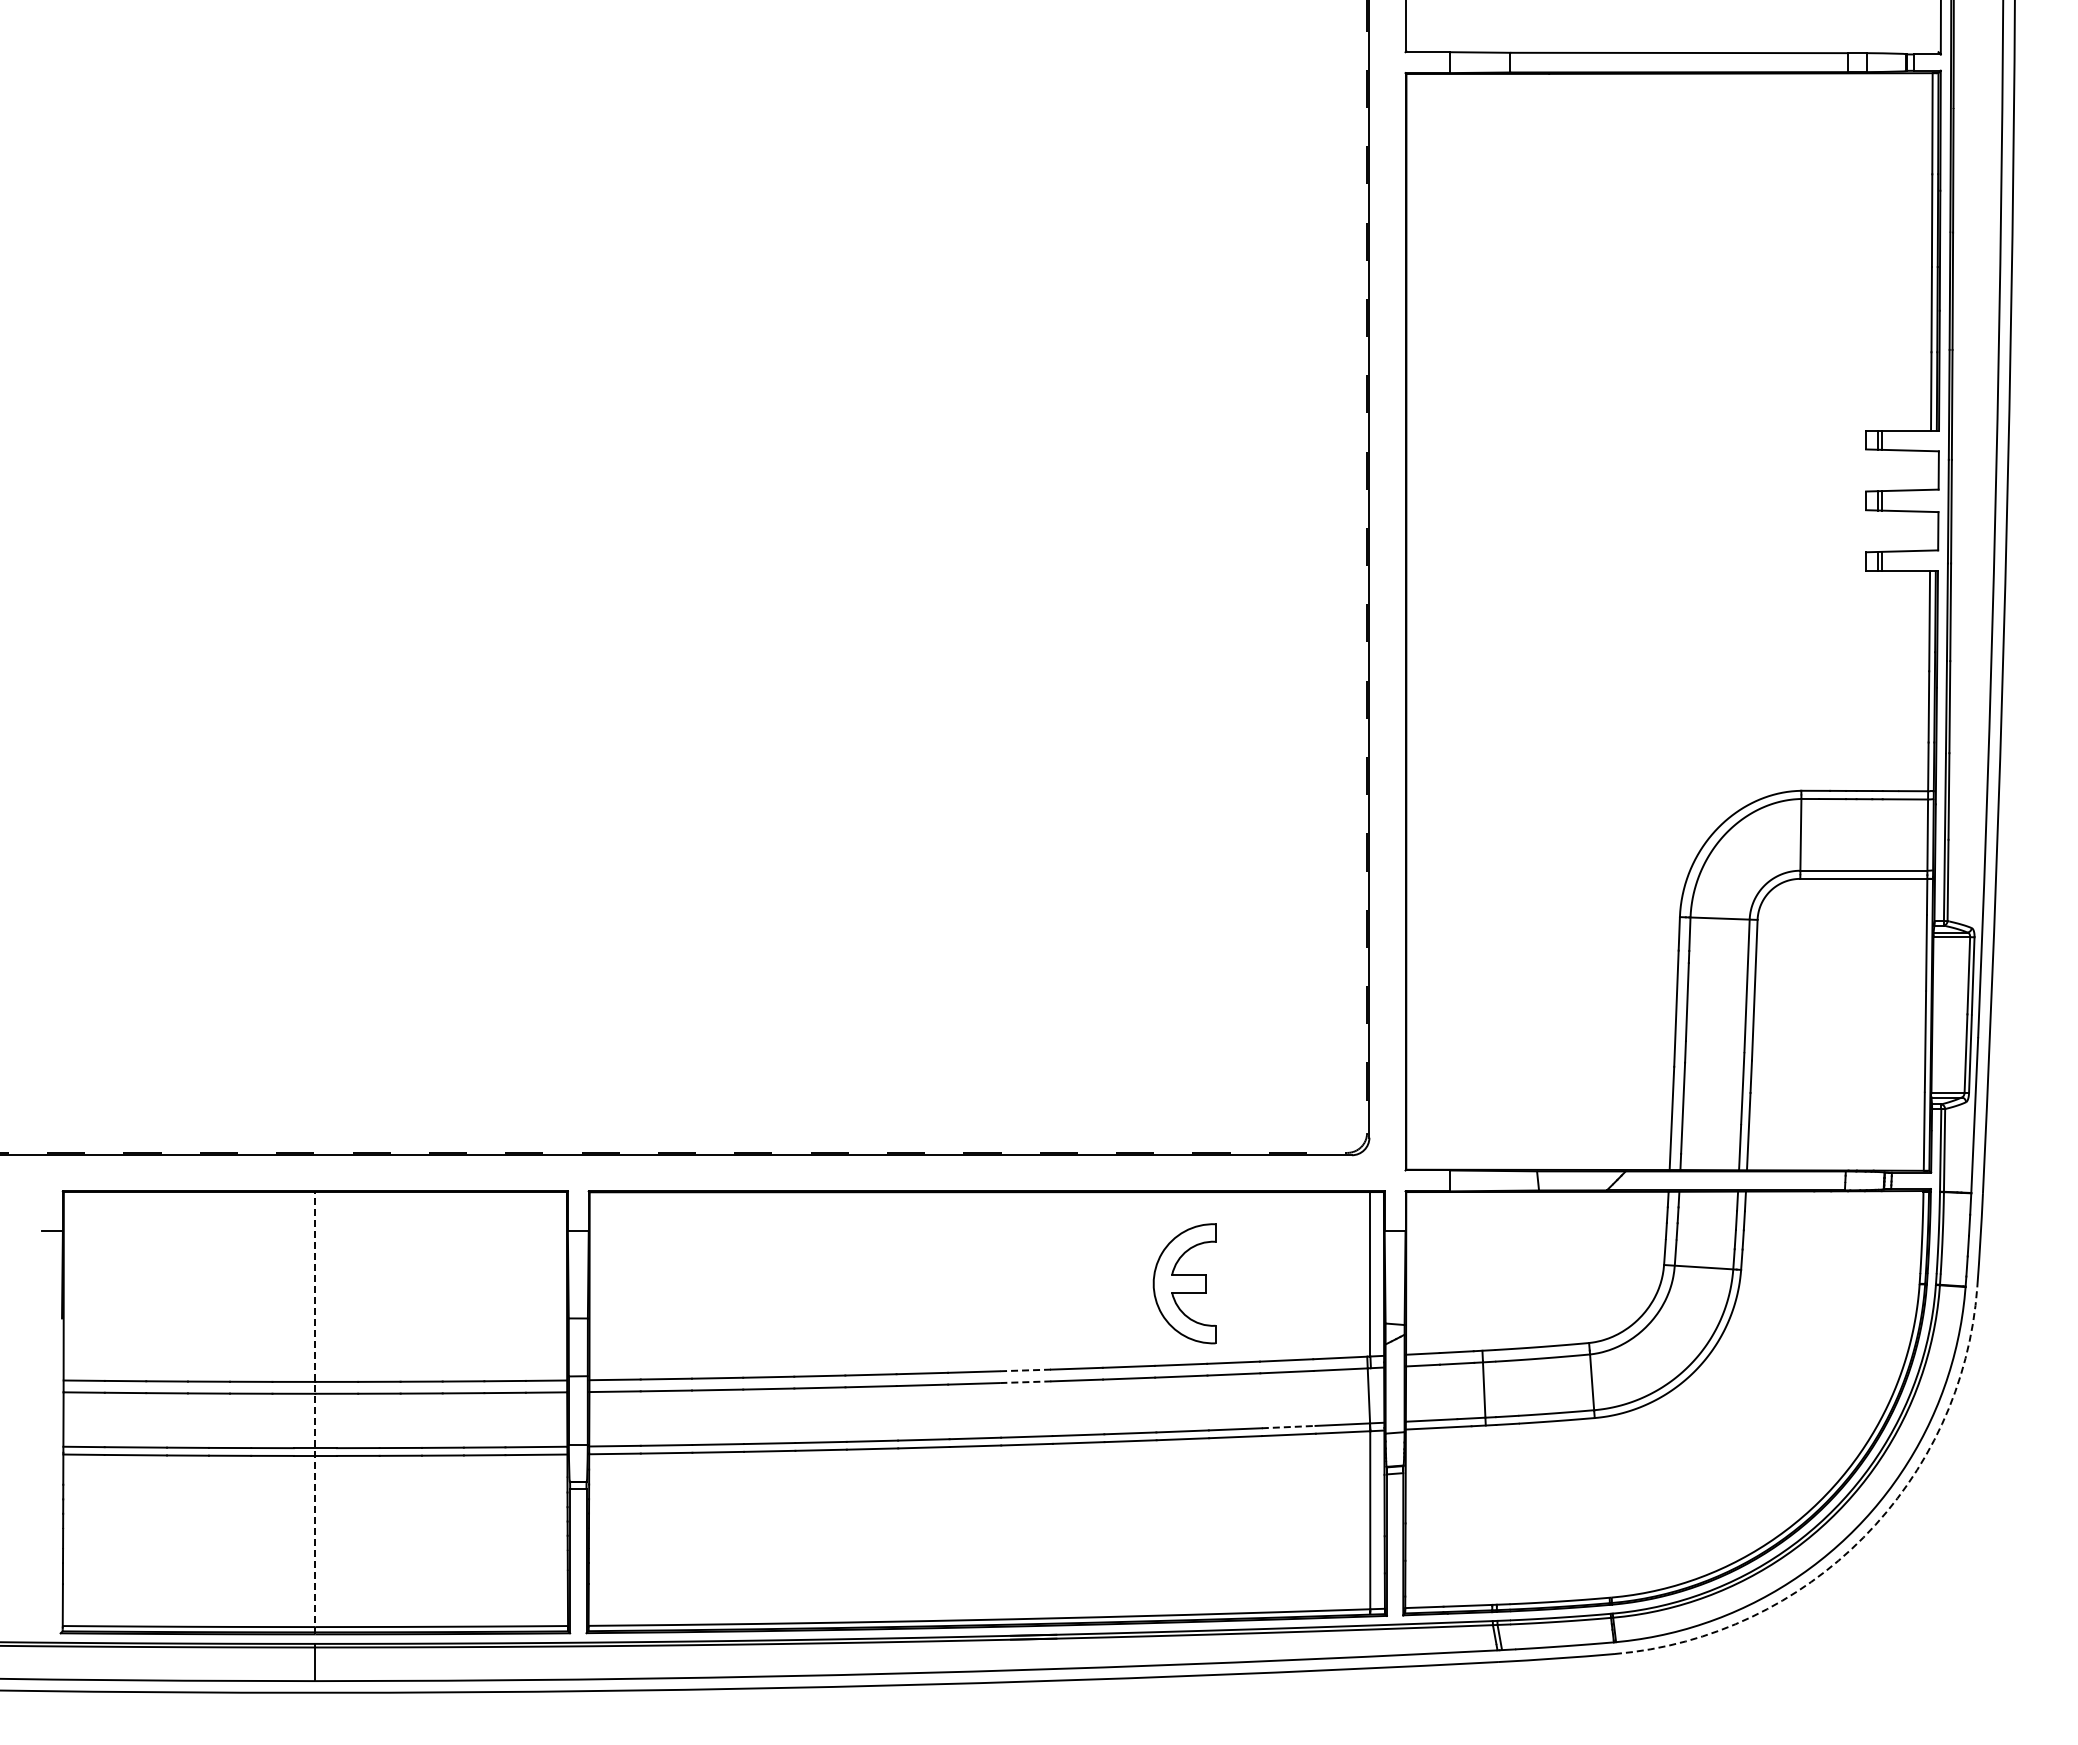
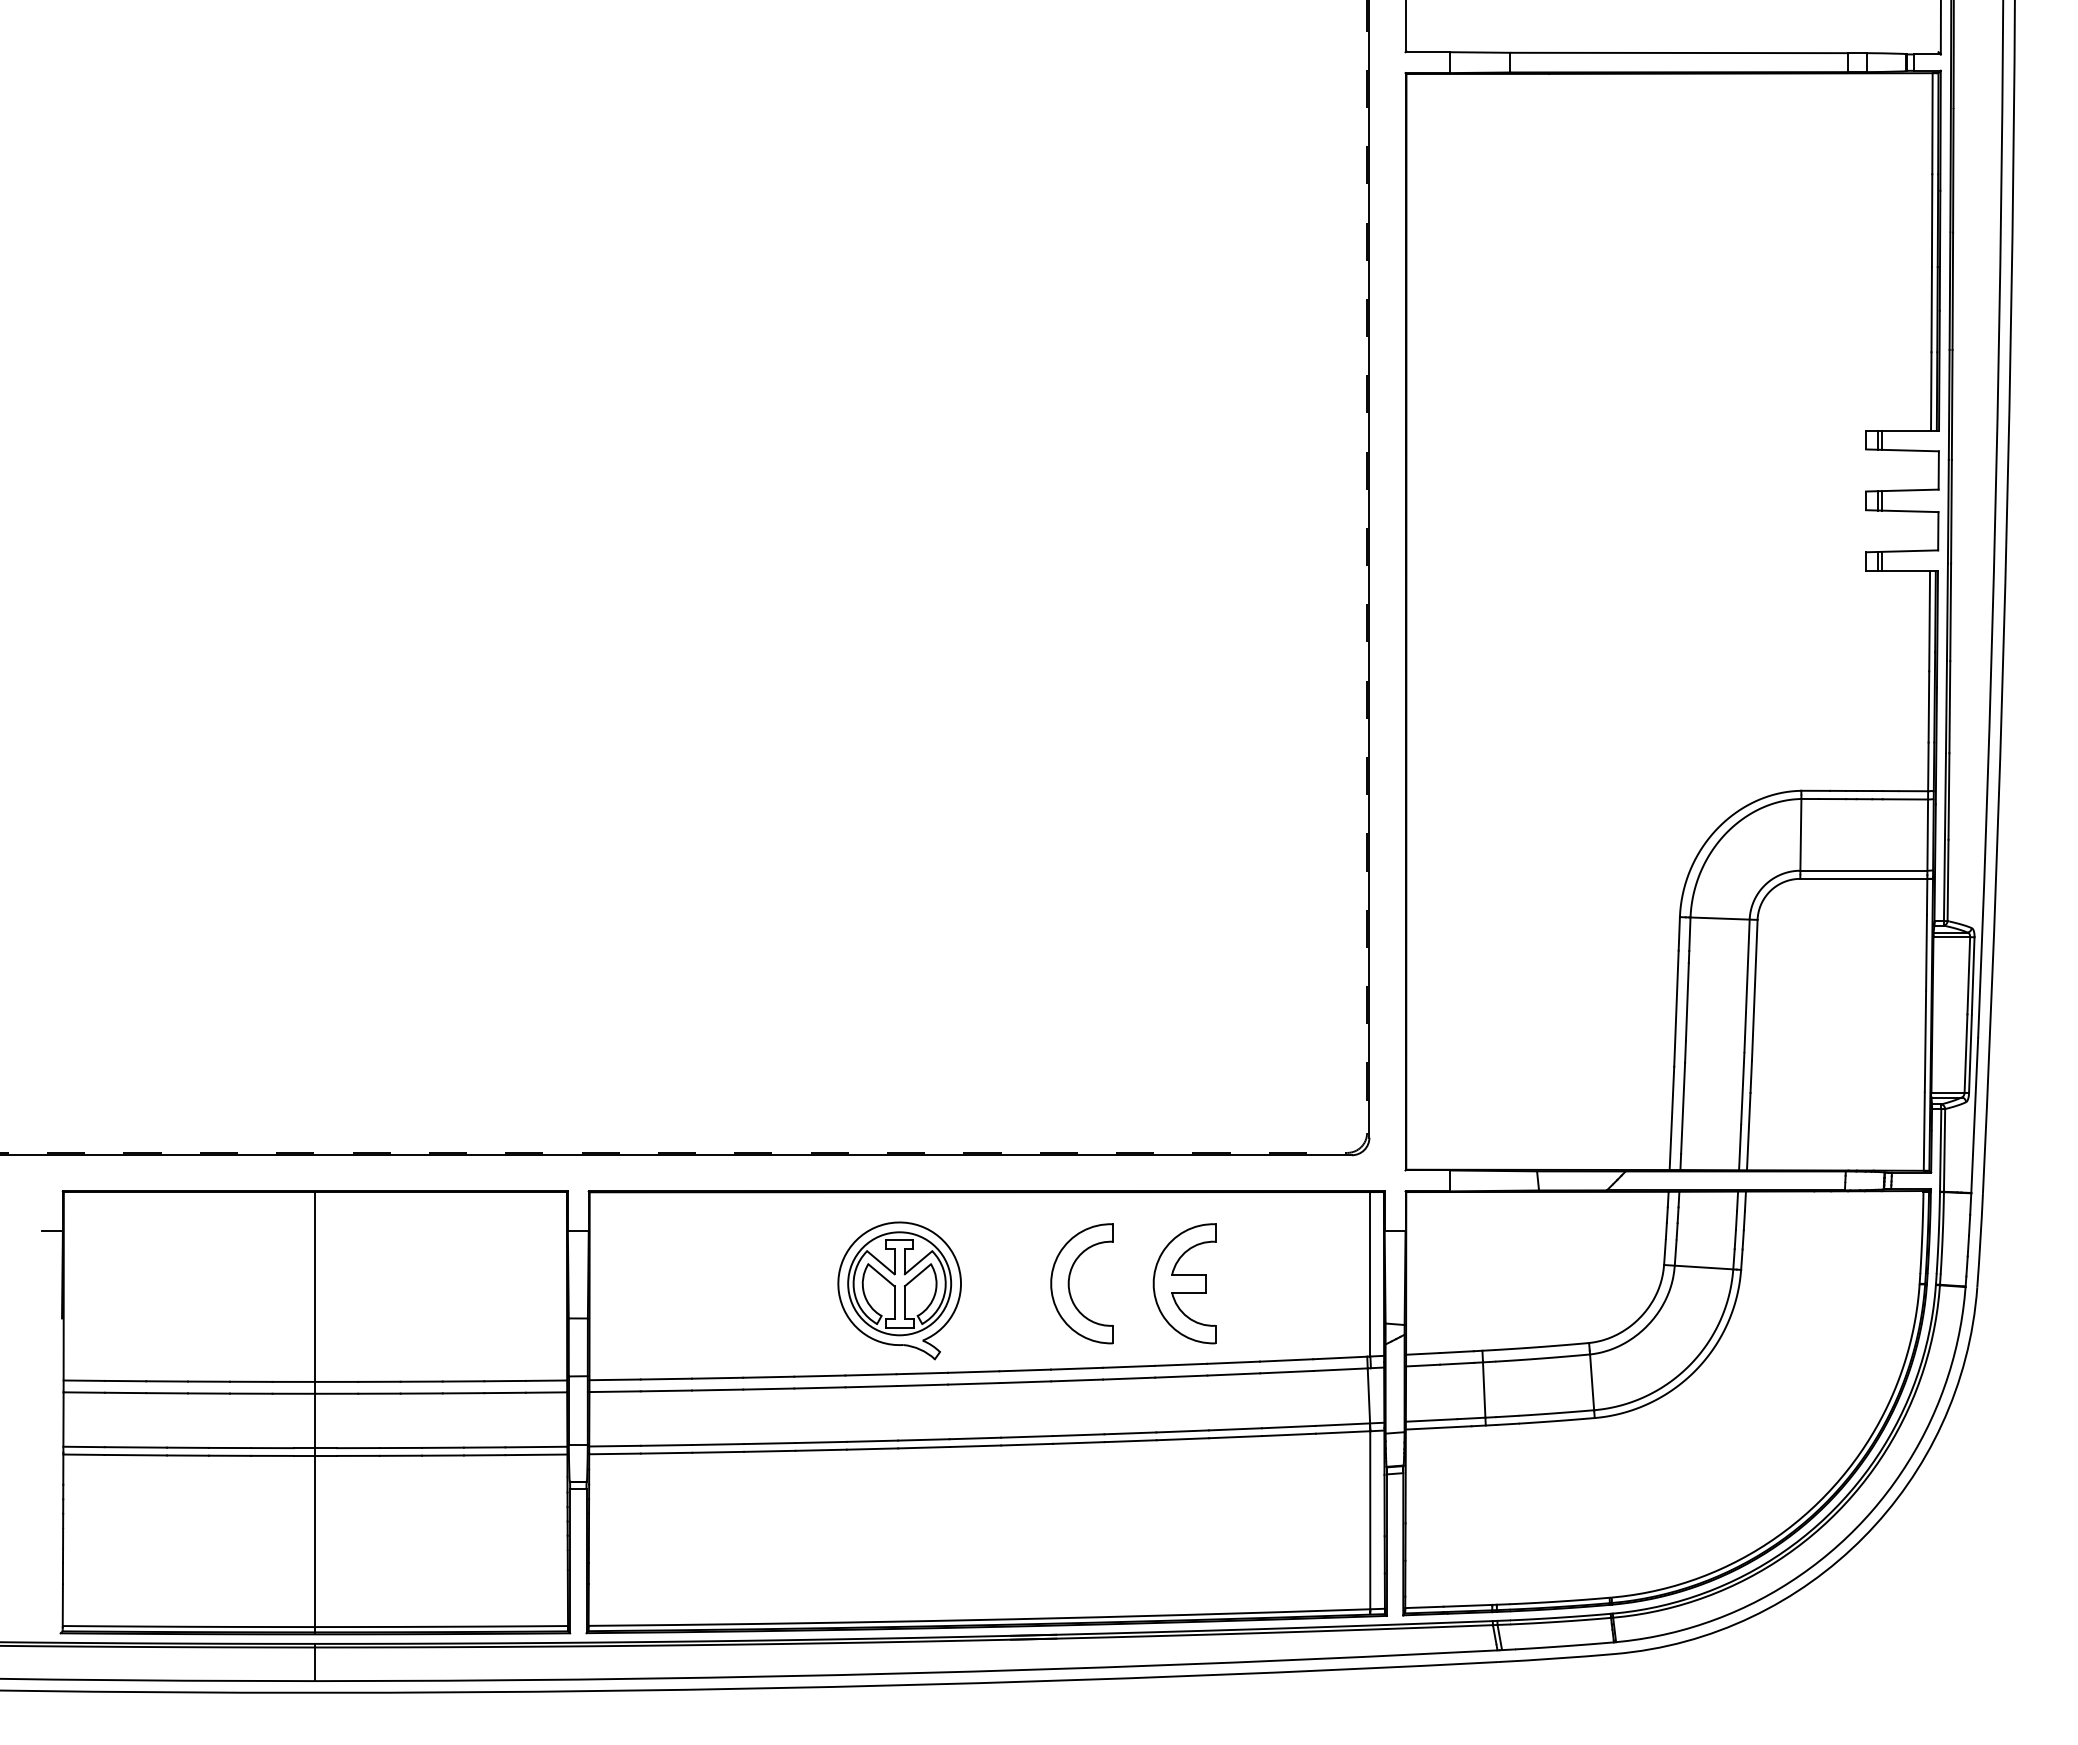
part: none -> present (1069, 1283)
part: none -> present (899, 1290)
line: dashed -> solid (1025, 1370)
line: dashed -> solid (1025, 1382)
line: dashed -> solid (315, 1412)
line: dashed -> solid (1288, 1427)
arc: dashed -> solid (1863, 1537)
